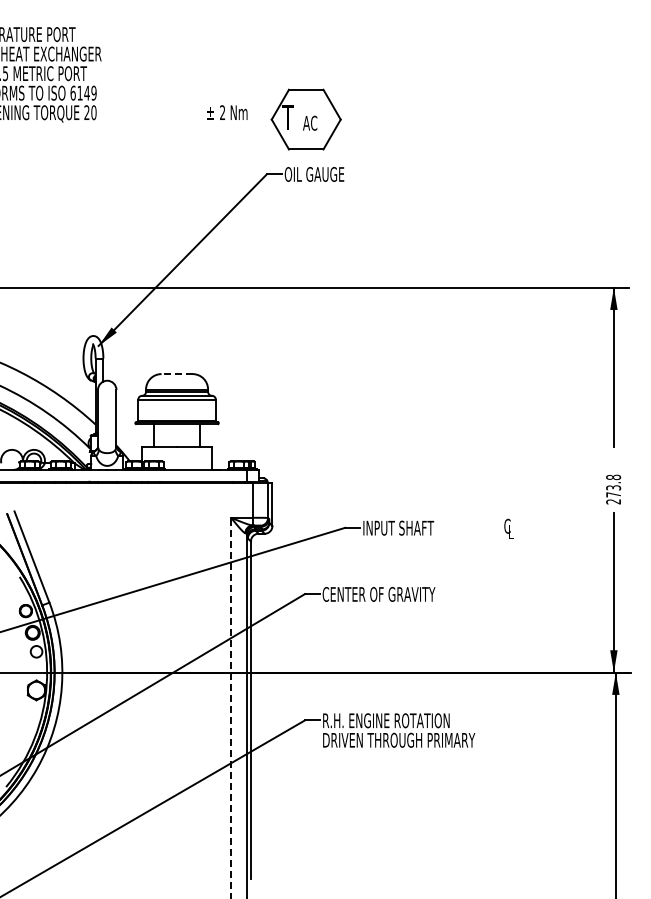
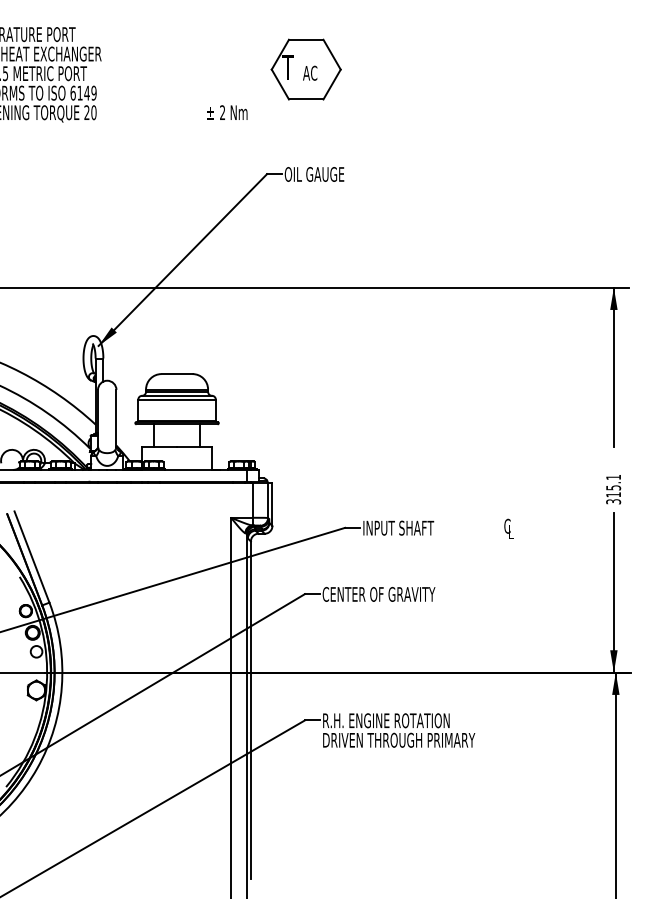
part position: (305, 119) -> (305, 69) (305, 69)
line: dashed -> solid (177, 374)
text: 273.8 -> 315.1 (613, 489)
line: dashed -> solid (231, 707)
